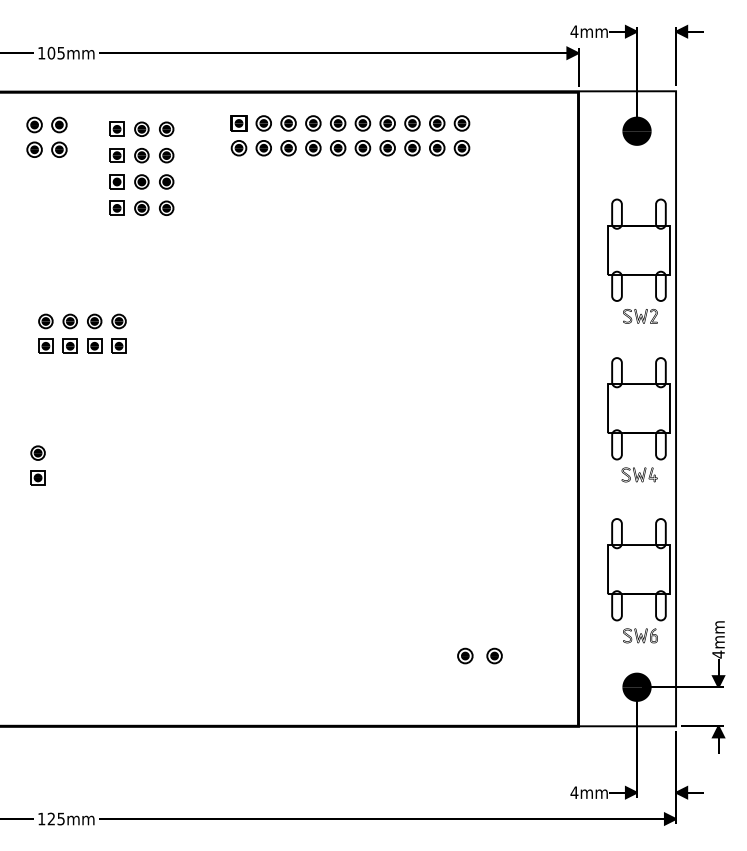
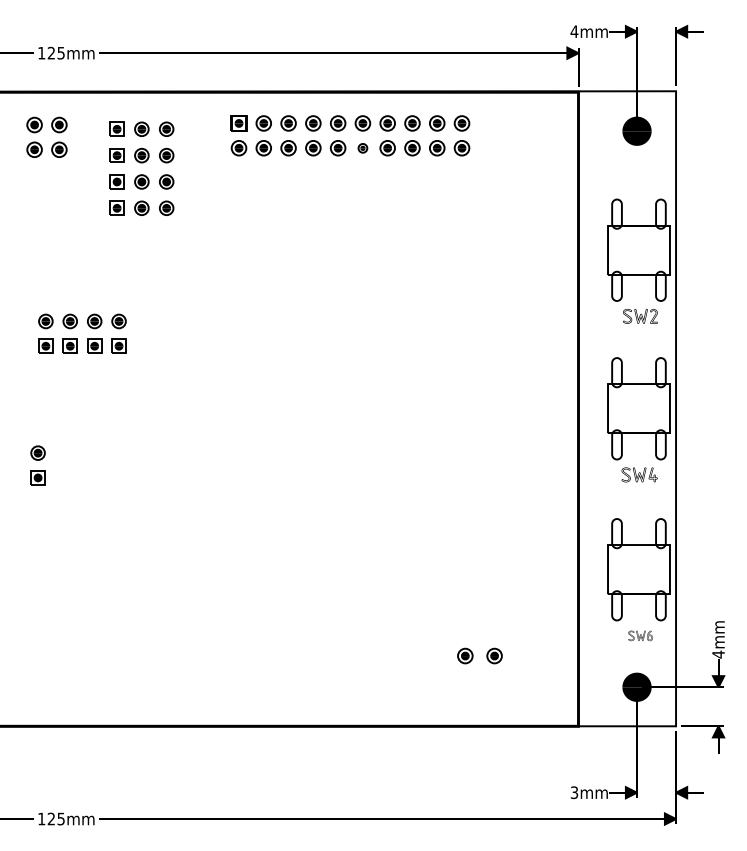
text: 105mm -> 125mm (51, 52)
part size: 18x17 px -> 12x11 px (362, 148)
part size: 35x16 px -> 25x12 px (640, 635)
text: 4mm -> 3mm (574, 792)
